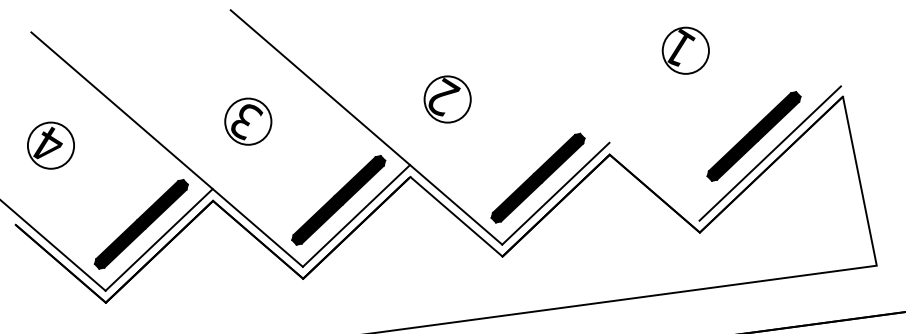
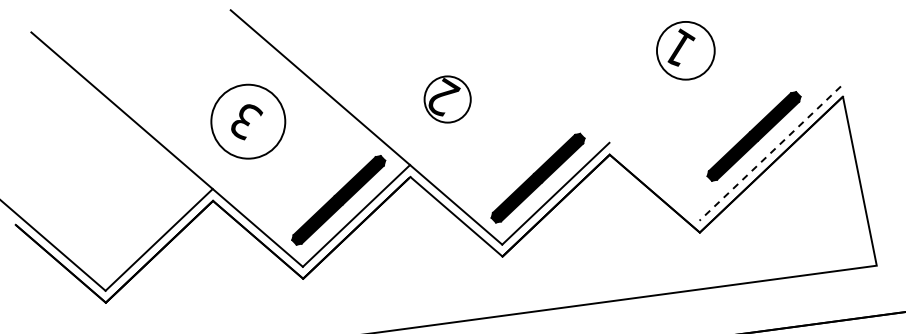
circle diameter: 46 px -> 58 px (685, 50)
circle diameter: 46 px -> 74 px (248, 121)
part: present -> none (50, 145)
line: solid -> dashed (769, 153)
part: present -> none (140, 224)
